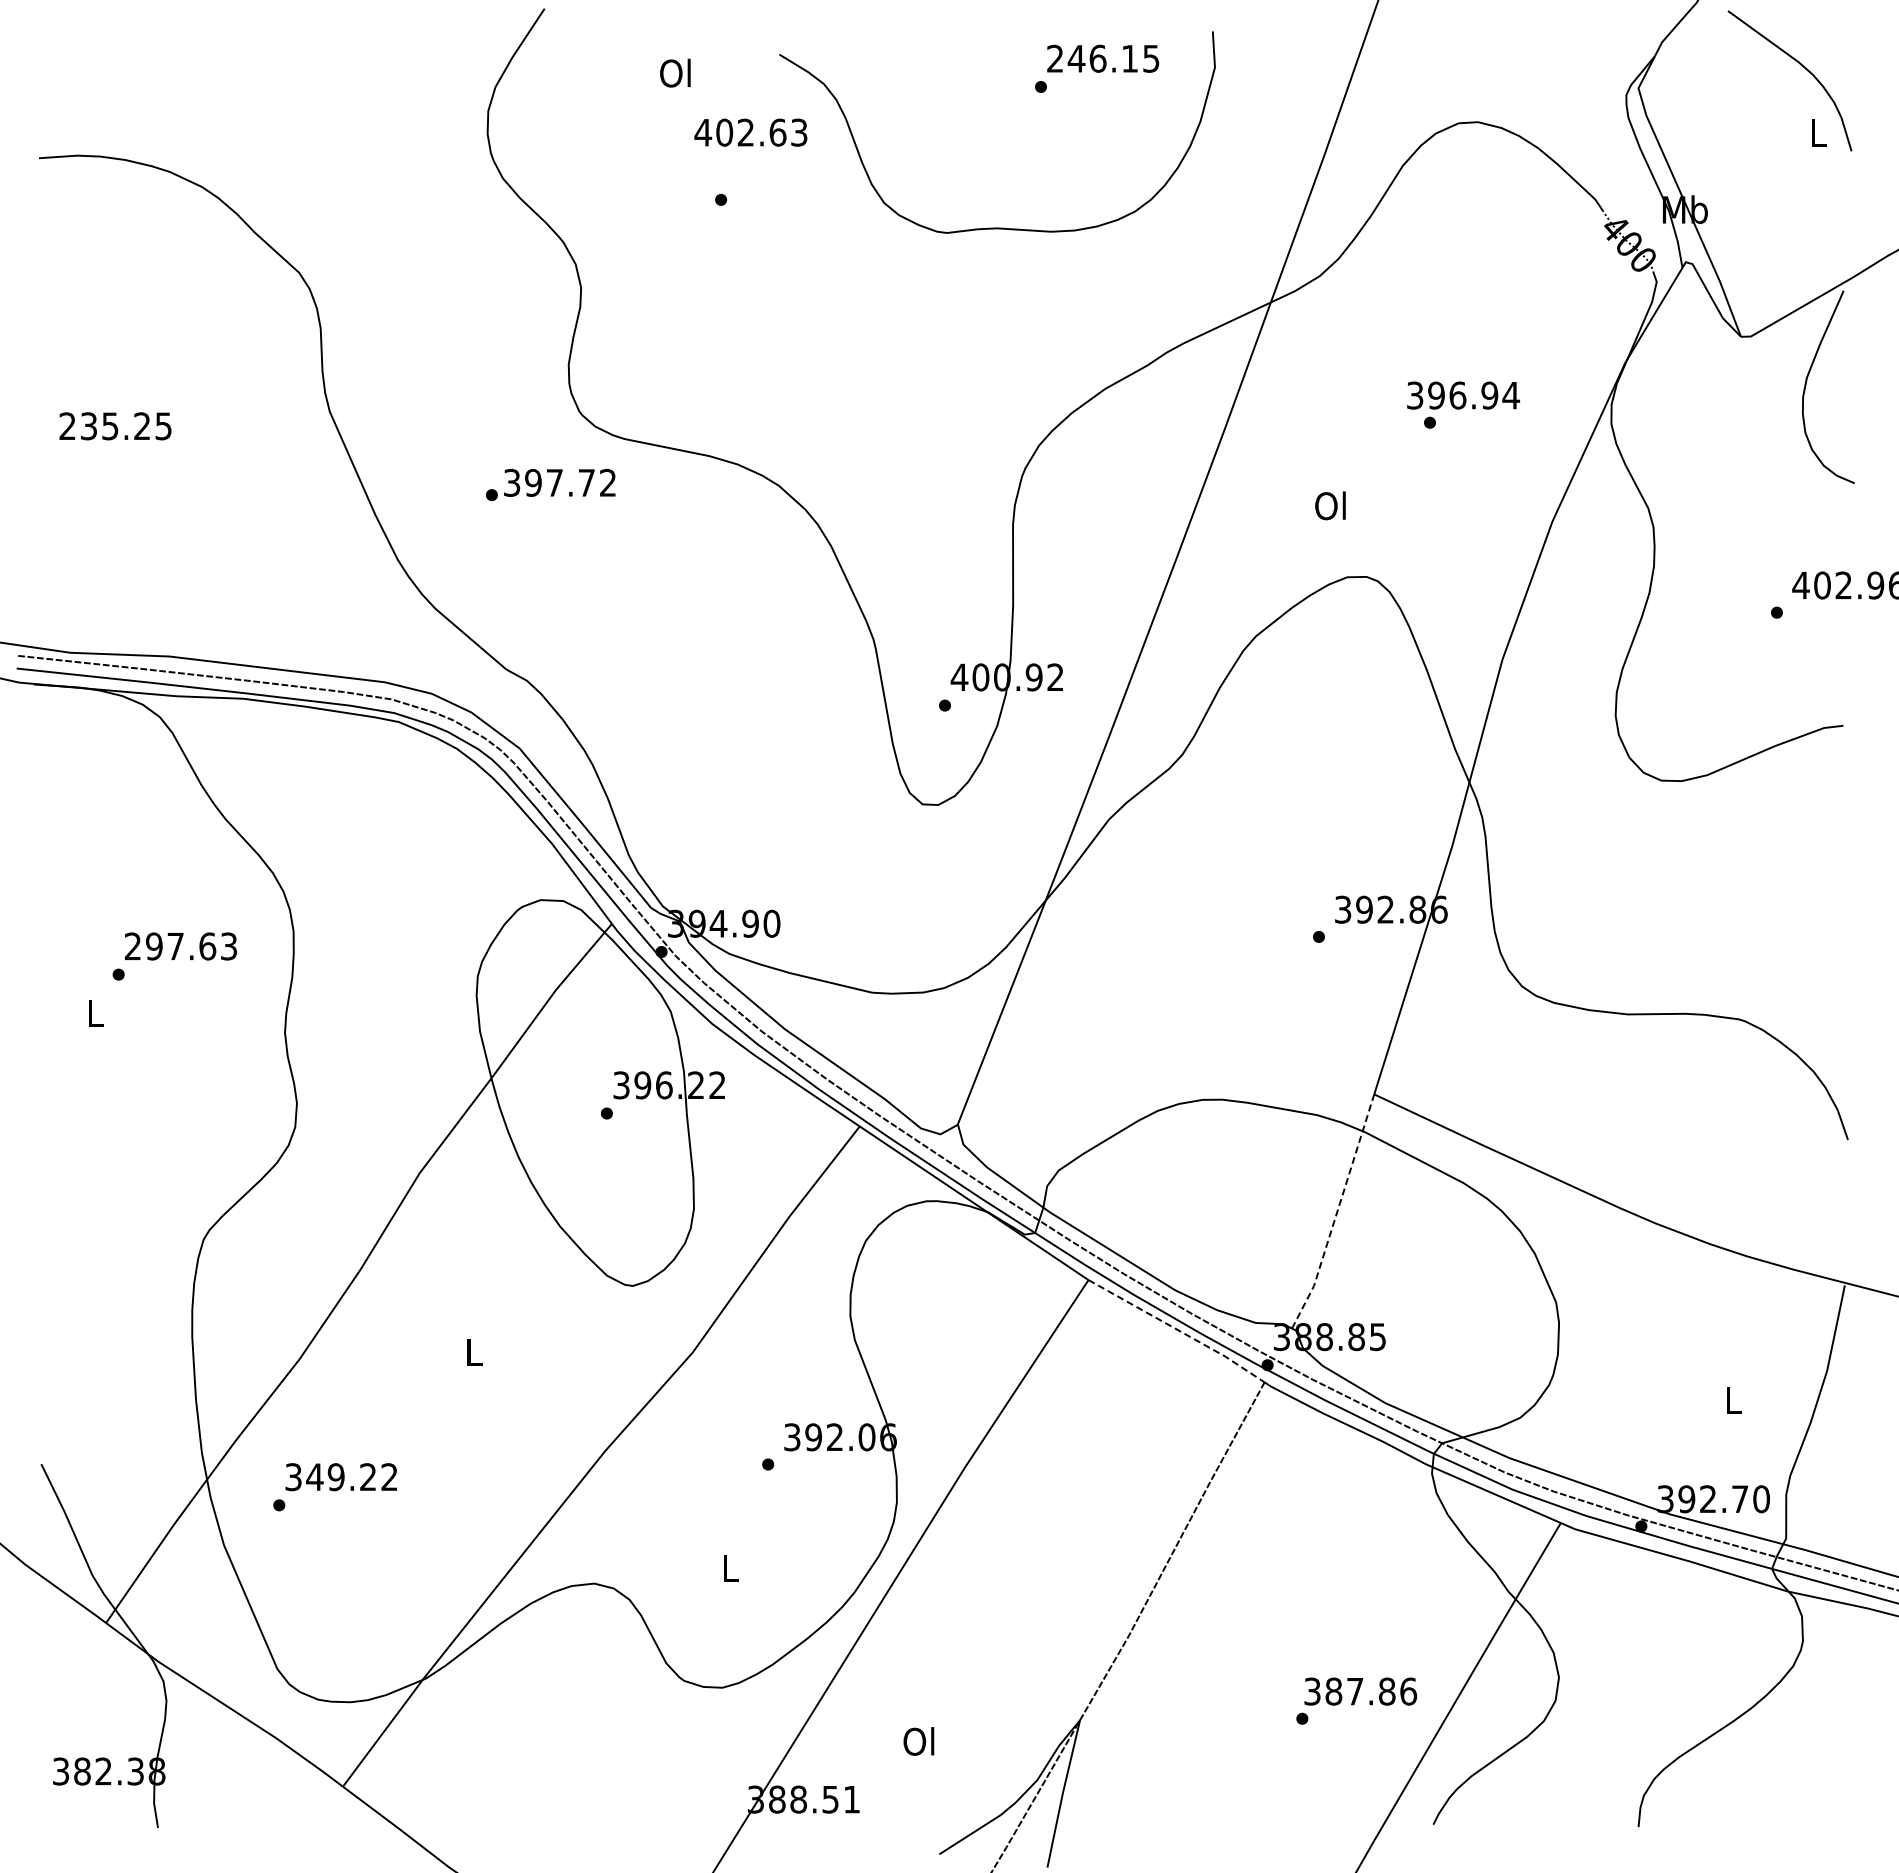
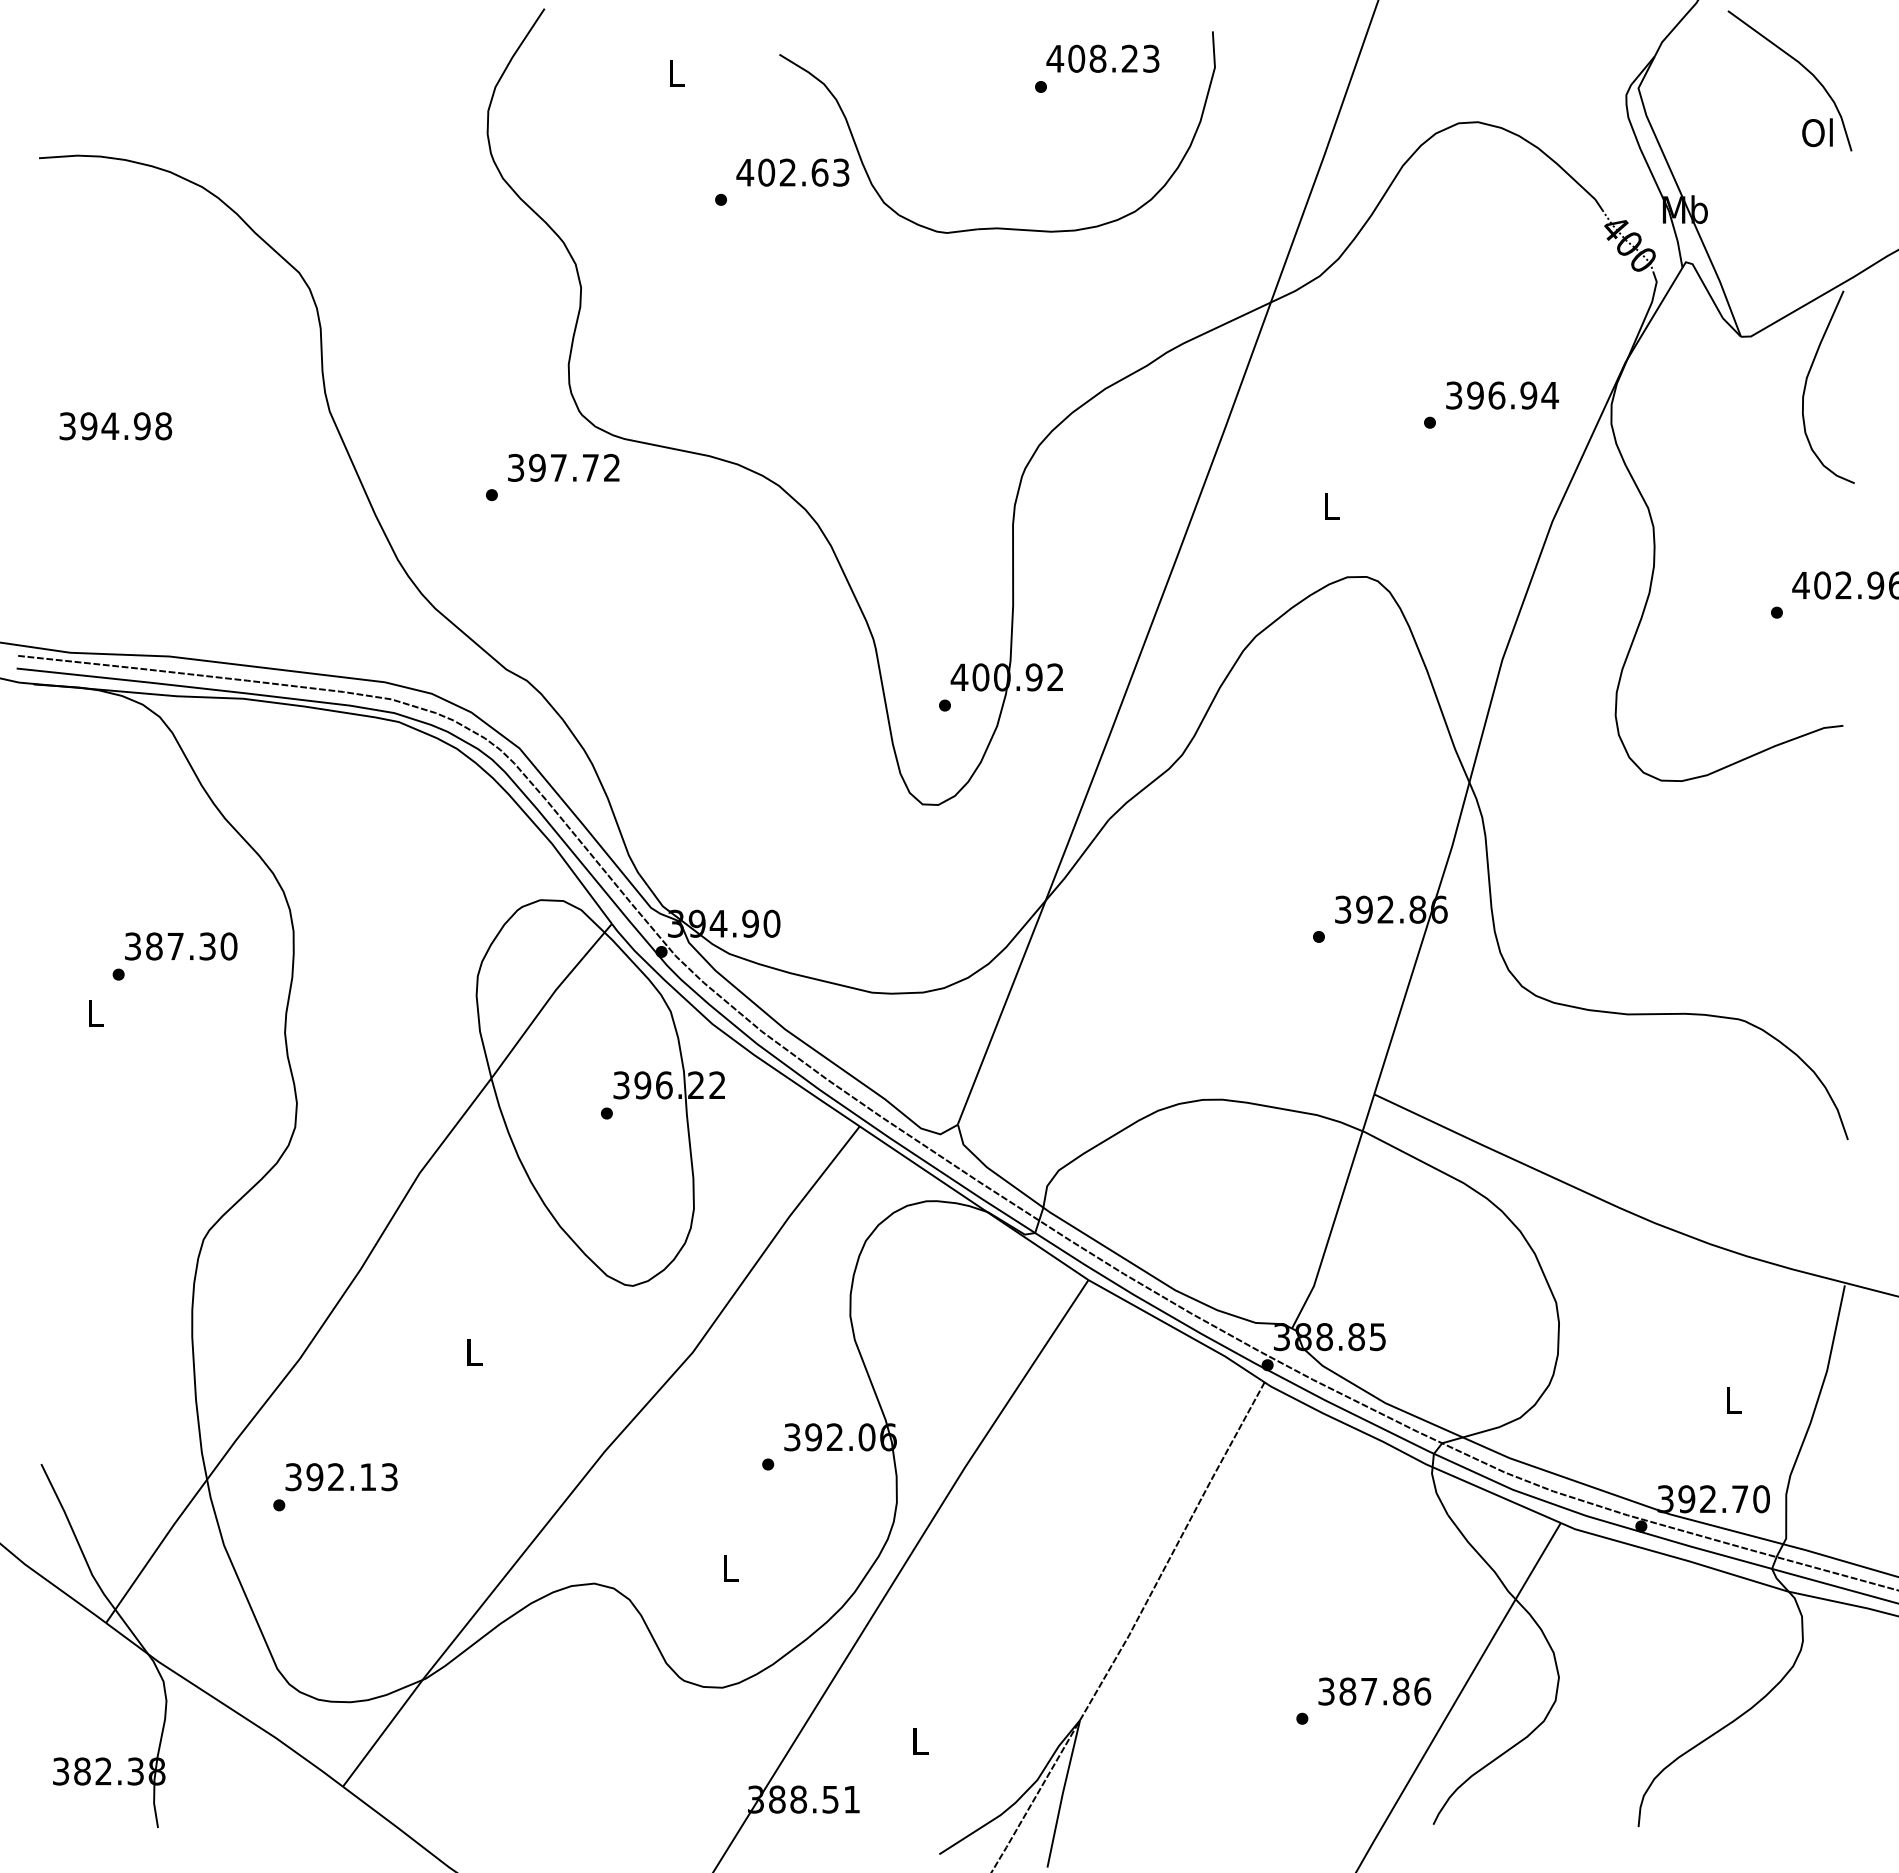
text: 246.15 -> 408.23 (1102, 58)
text: Ol -> L (675, 72)
text position: (750, 132) -> (792, 172) (792, 172)
text: L -> Ol (1817, 132)
text position: (1463, 395) -> (1502, 395) (1502, 395)
text: 235.25 -> 394.98 (115, 426)
text position: (559, 482) -> (563, 467) (563, 467)
text: Ol -> L (1330, 505)
text: 297.63 -> 387.30 (180, 946)
line: dashed -> solid (1336, 1213)
line: dashed -> solid (1176, 1329)
text: 349.22 -> 392.13 (351, 1477)
text position: (1360, 1691) -> (1374, 1691) (1374, 1691)
text: Ol -> L (918, 1741)
